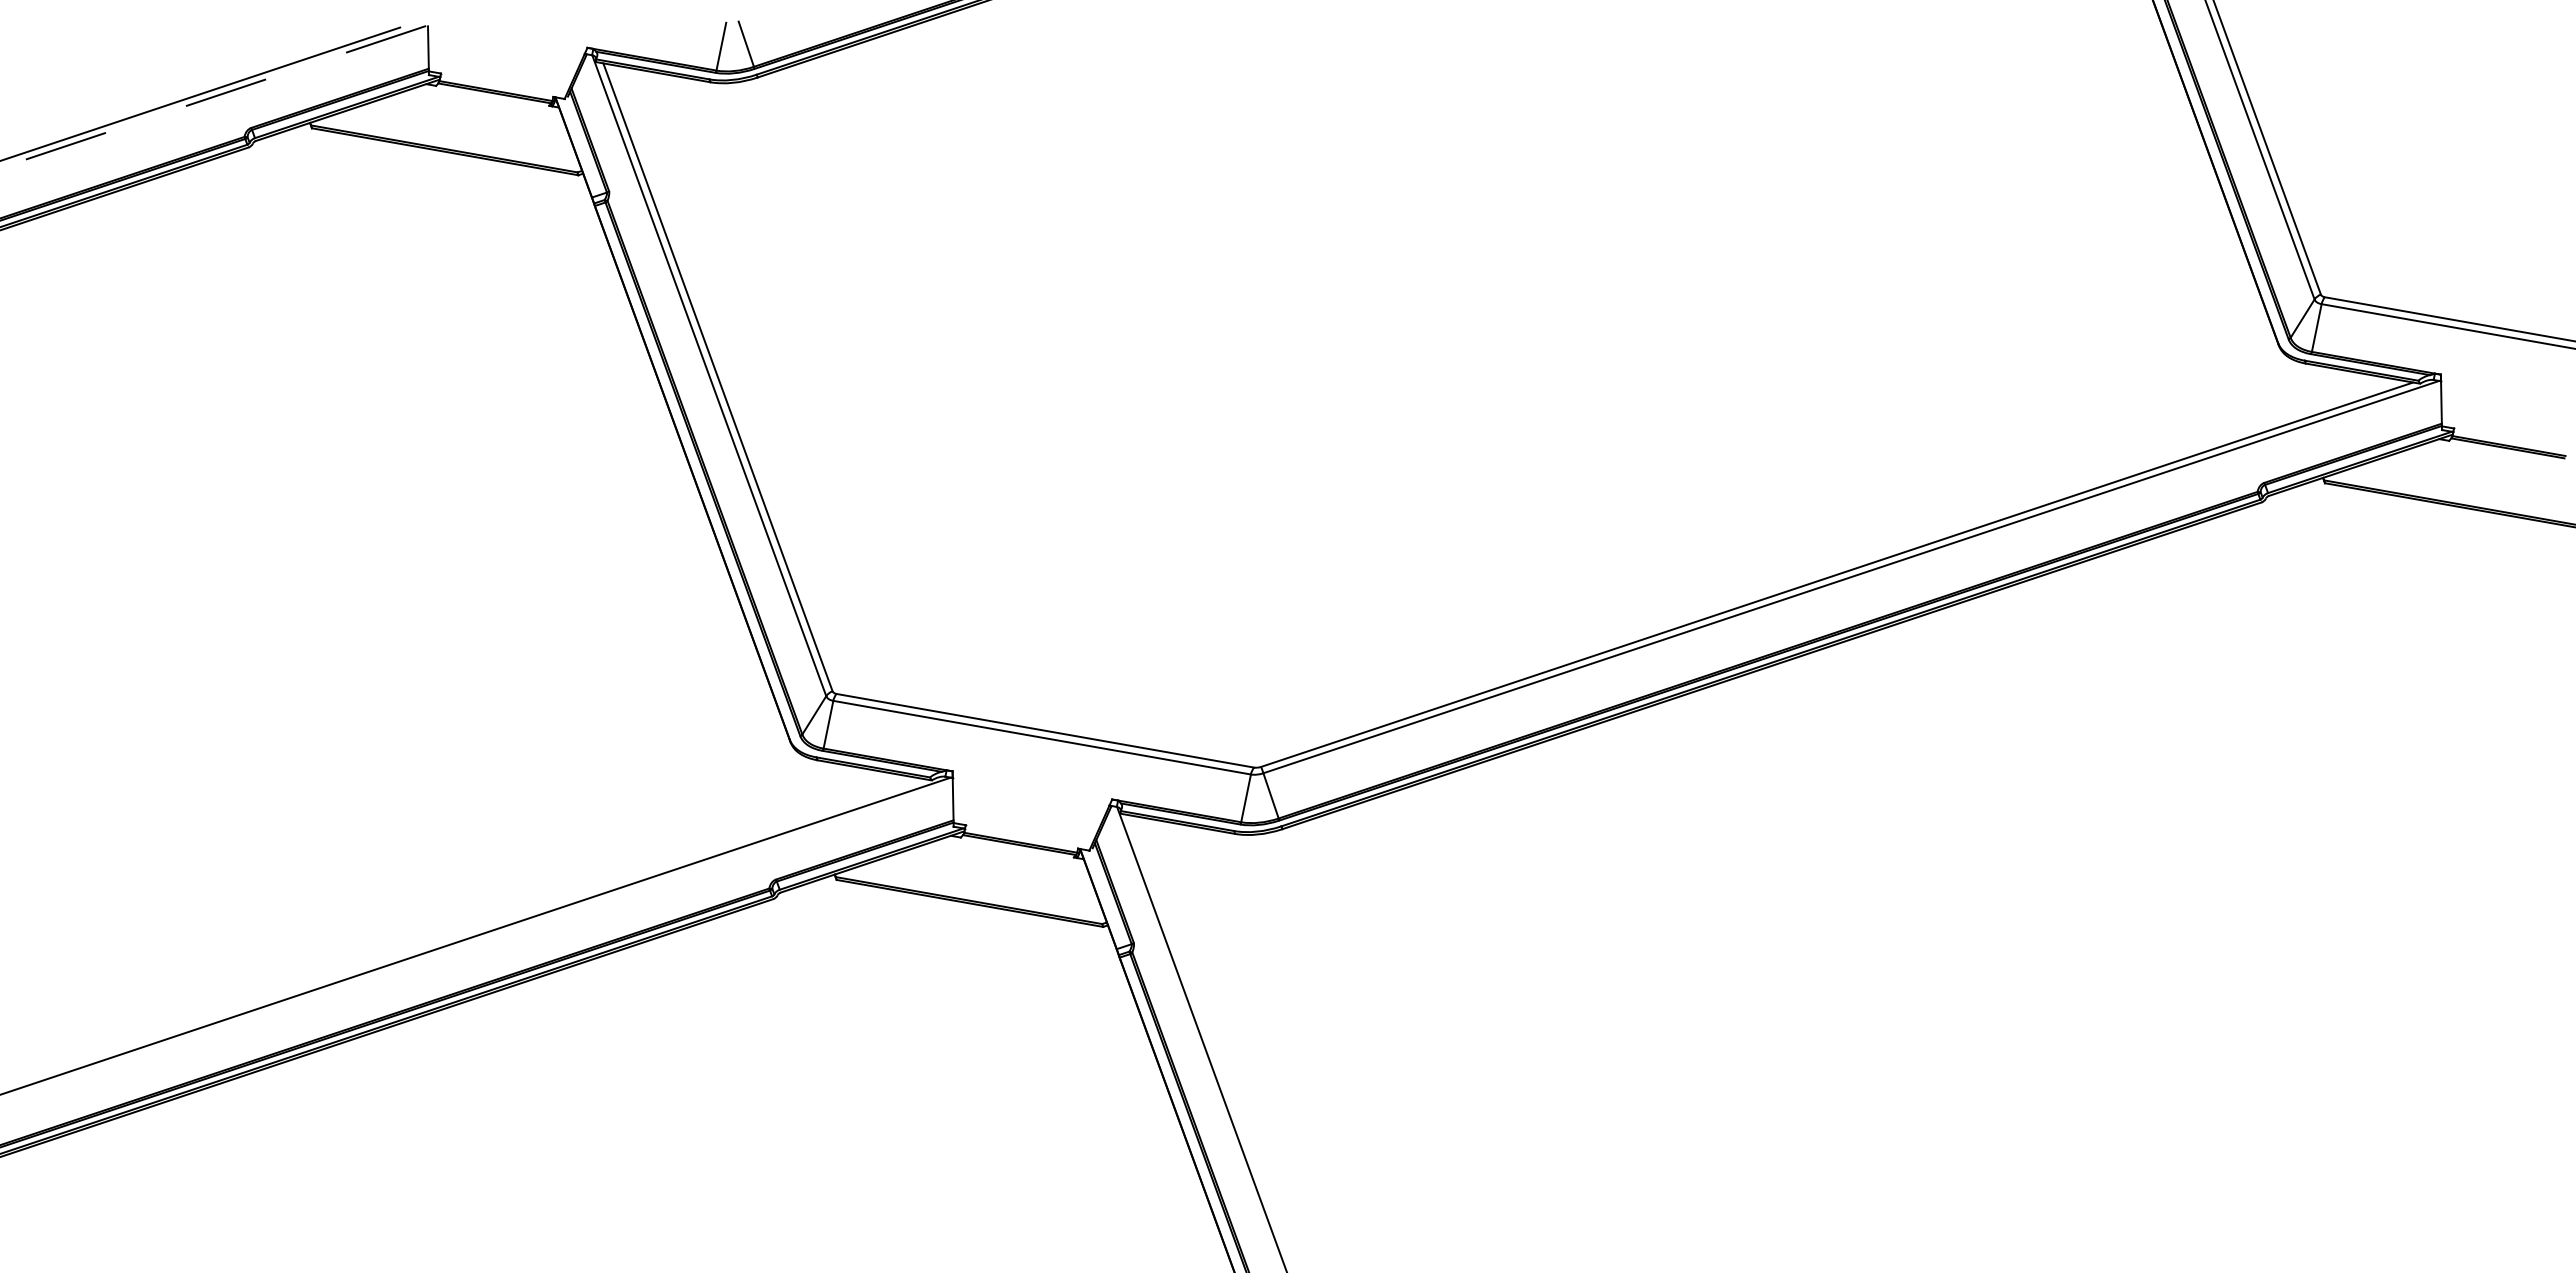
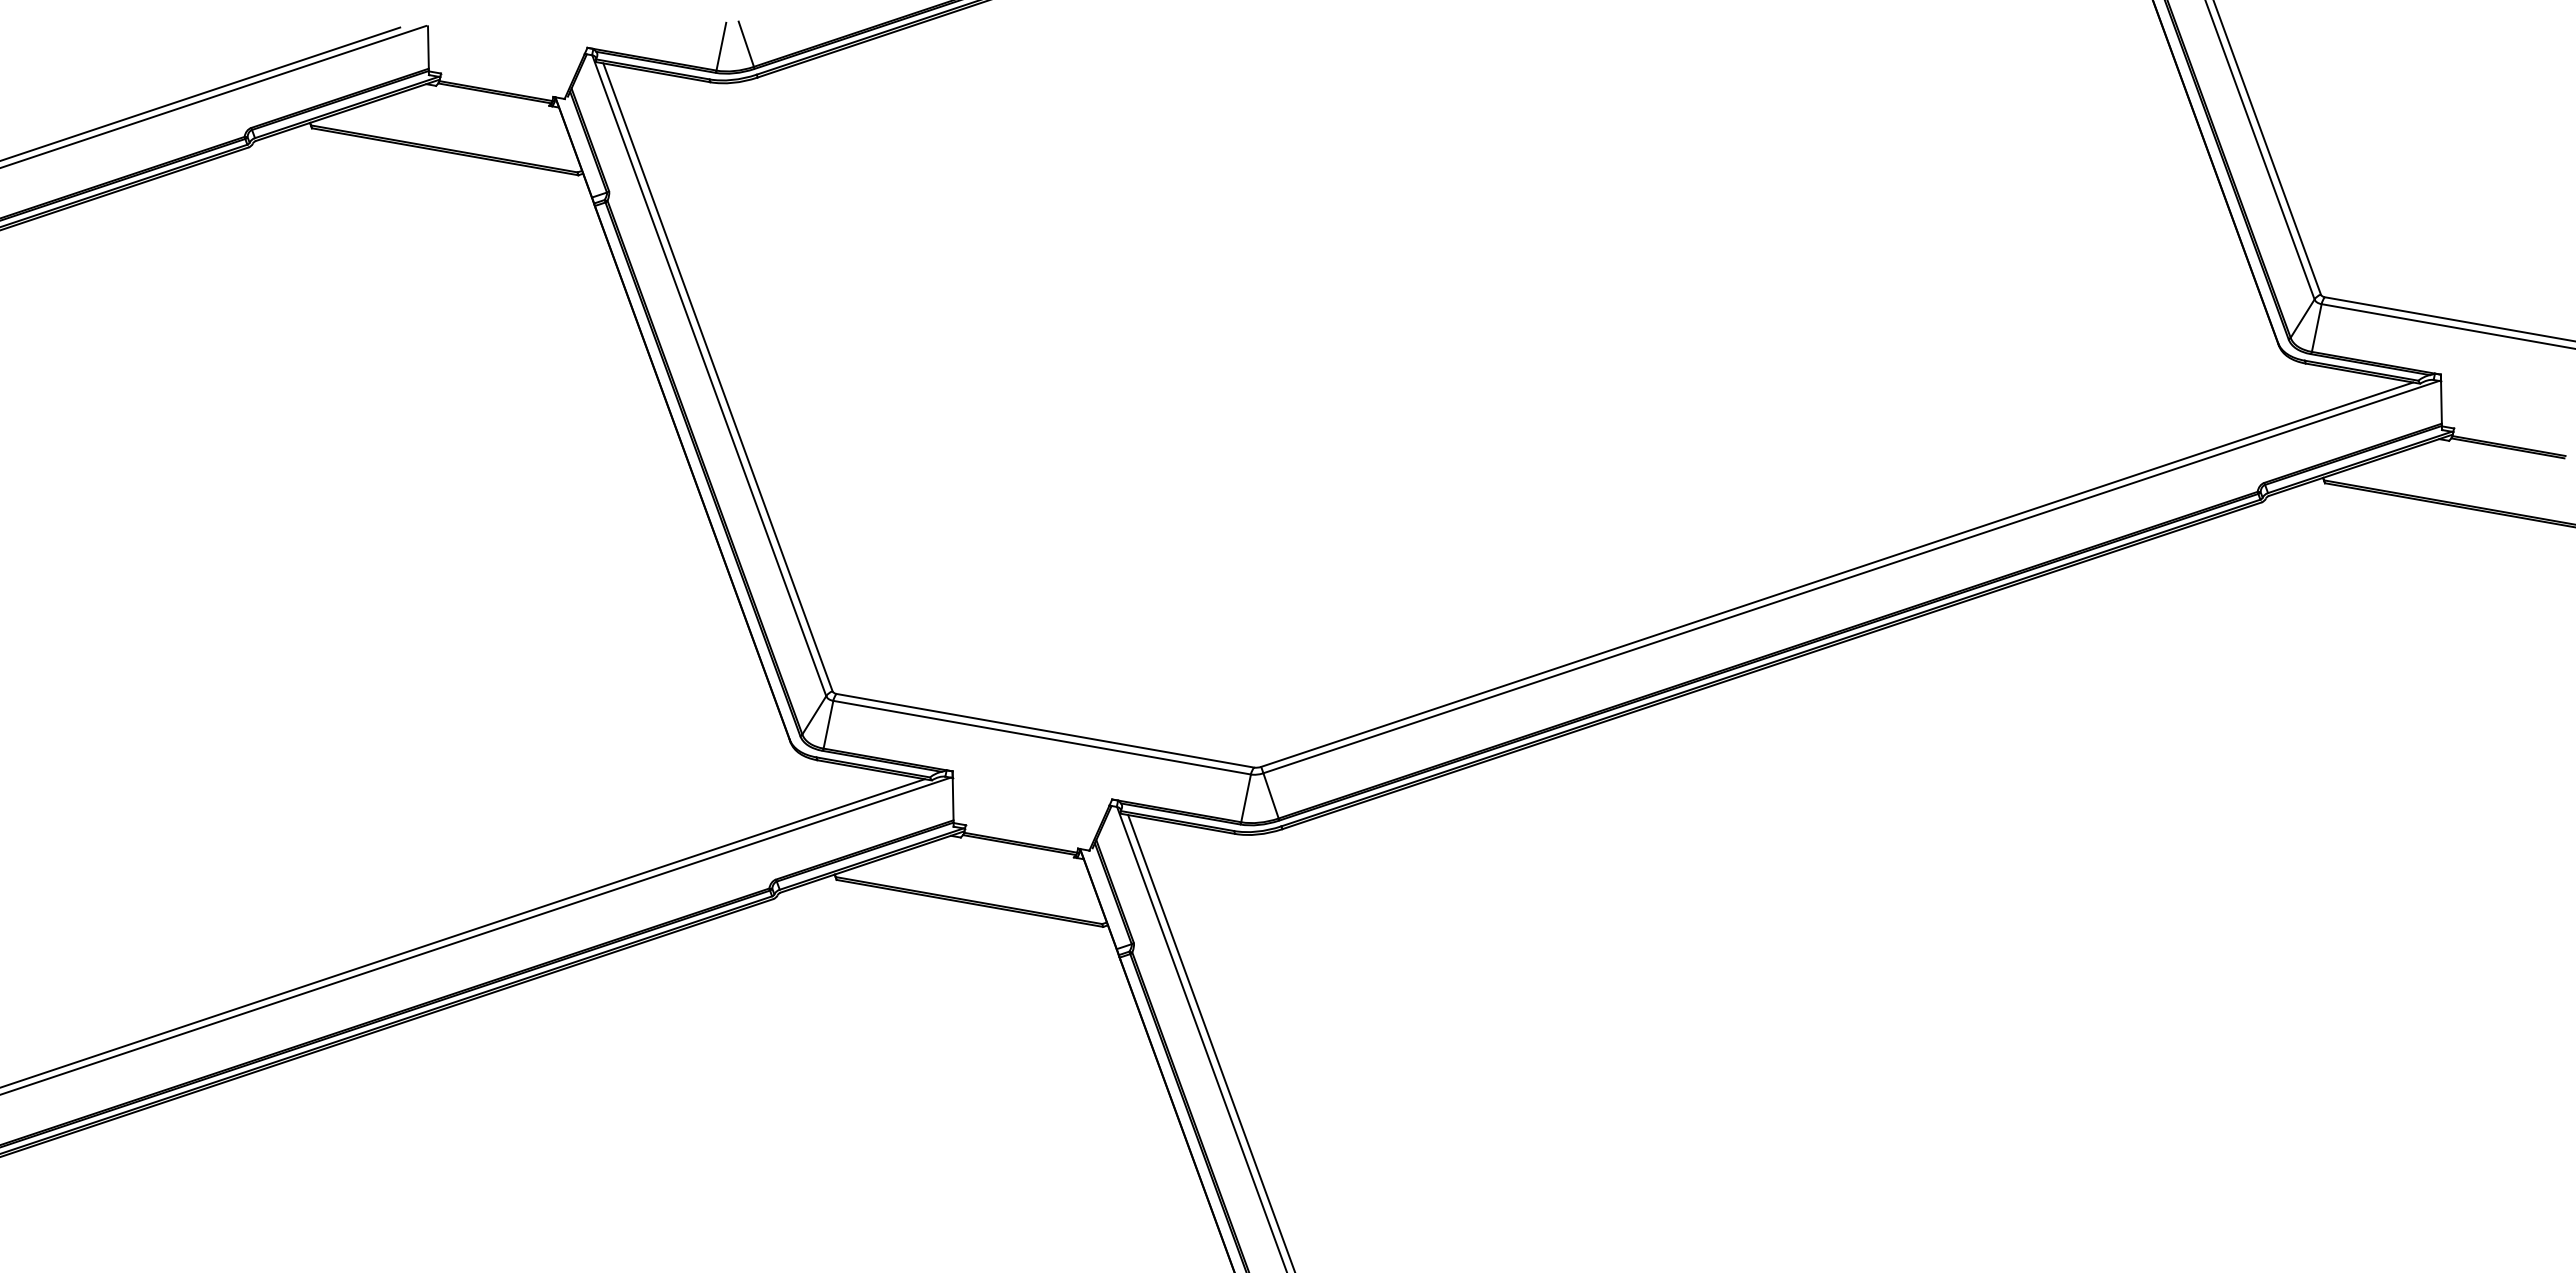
line: dashed -> solid (212, 97)
line: none -> present (463, 932)
line: none -> present (1210, 1042)
